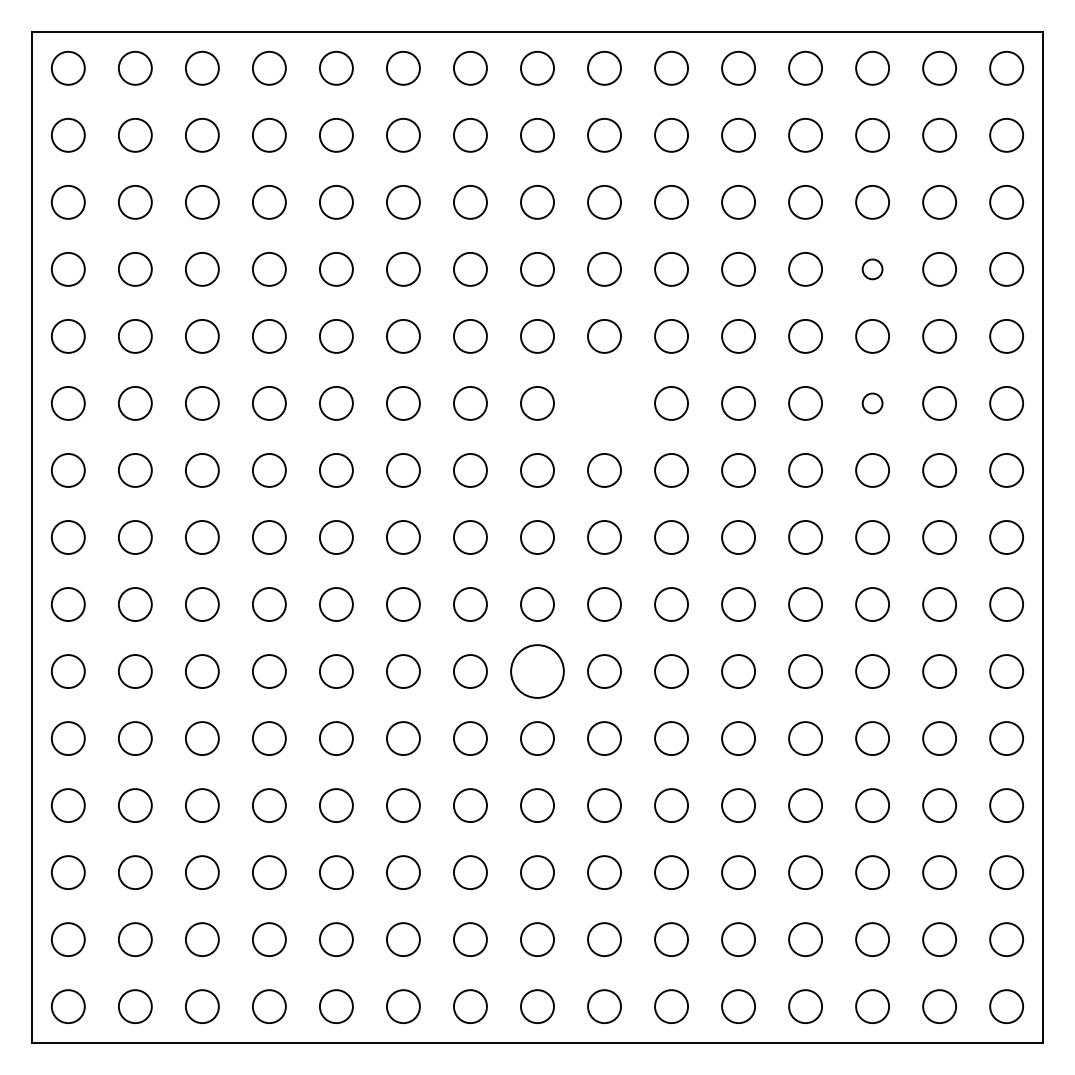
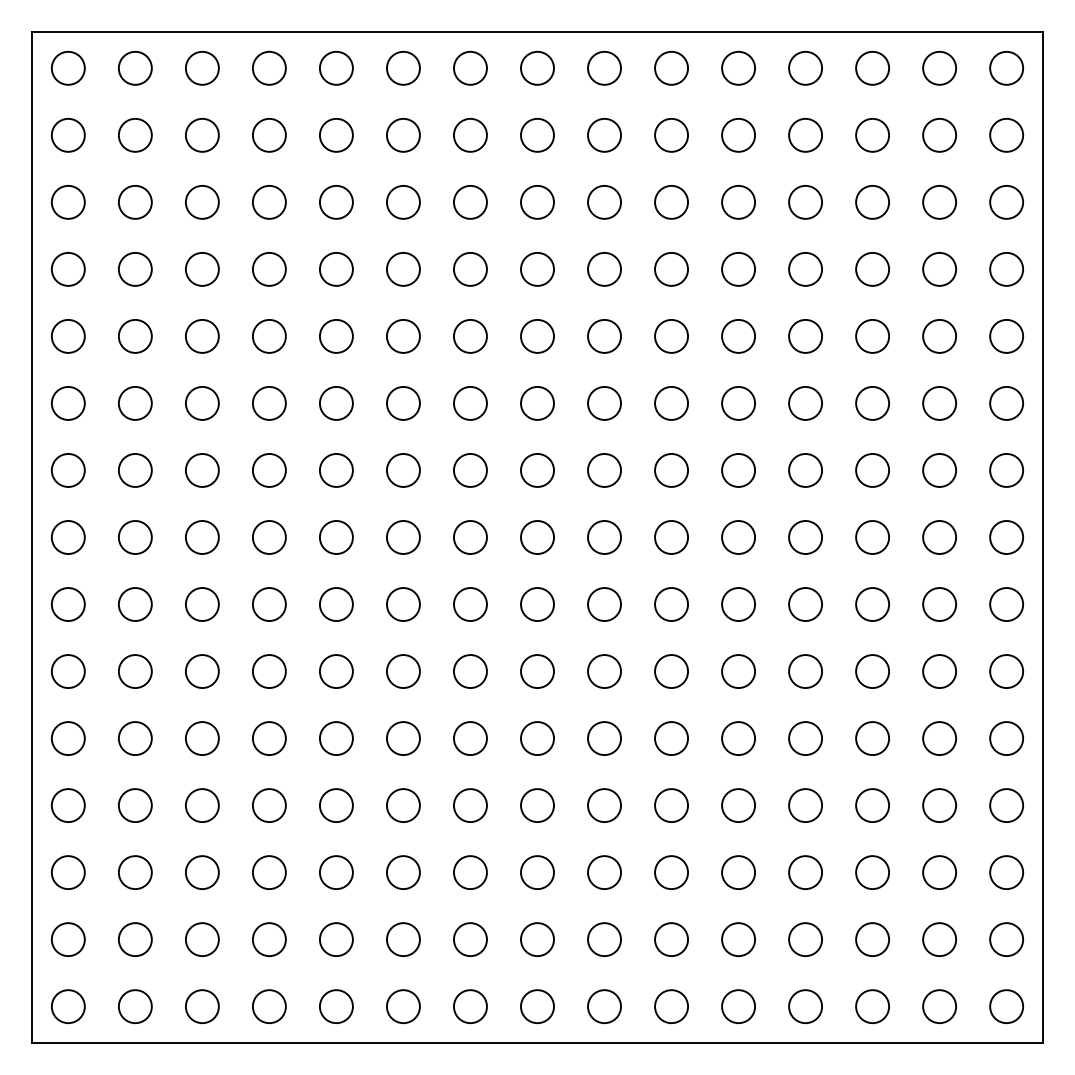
circle diameter: 20 px -> 33 px (872, 268)
circle: none -> present (604, 403)
circle diameter: 20 px -> 33 px (872, 402)
circle diameter: 53 px -> 33 px (537, 671)
